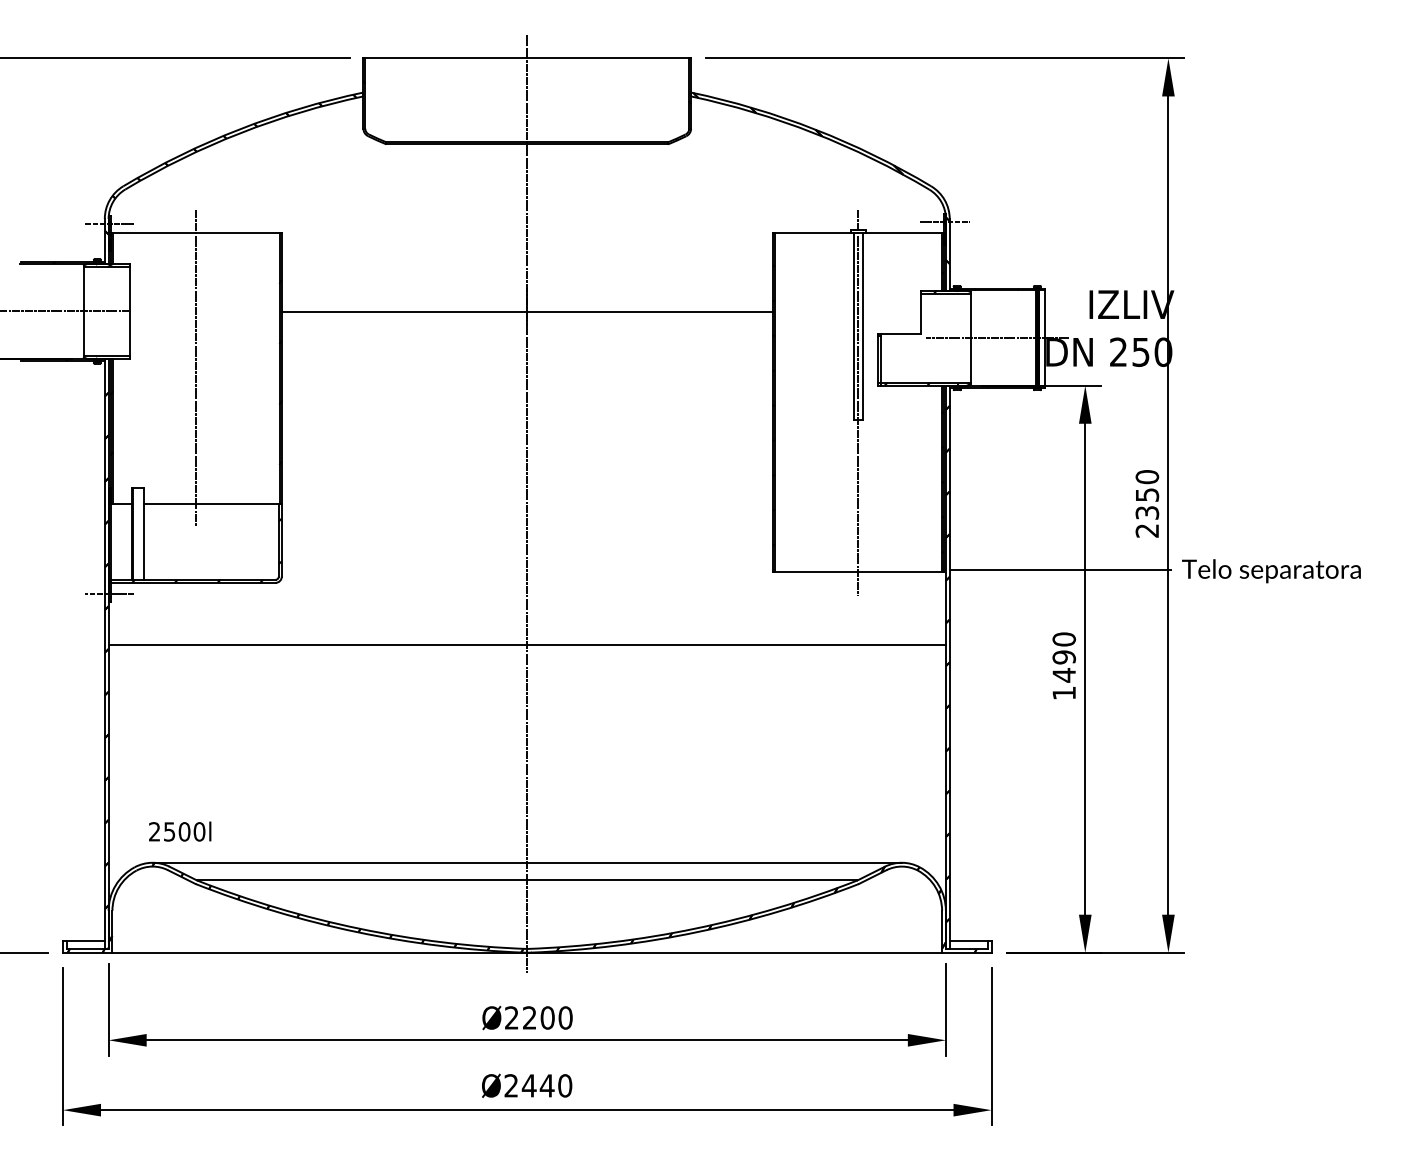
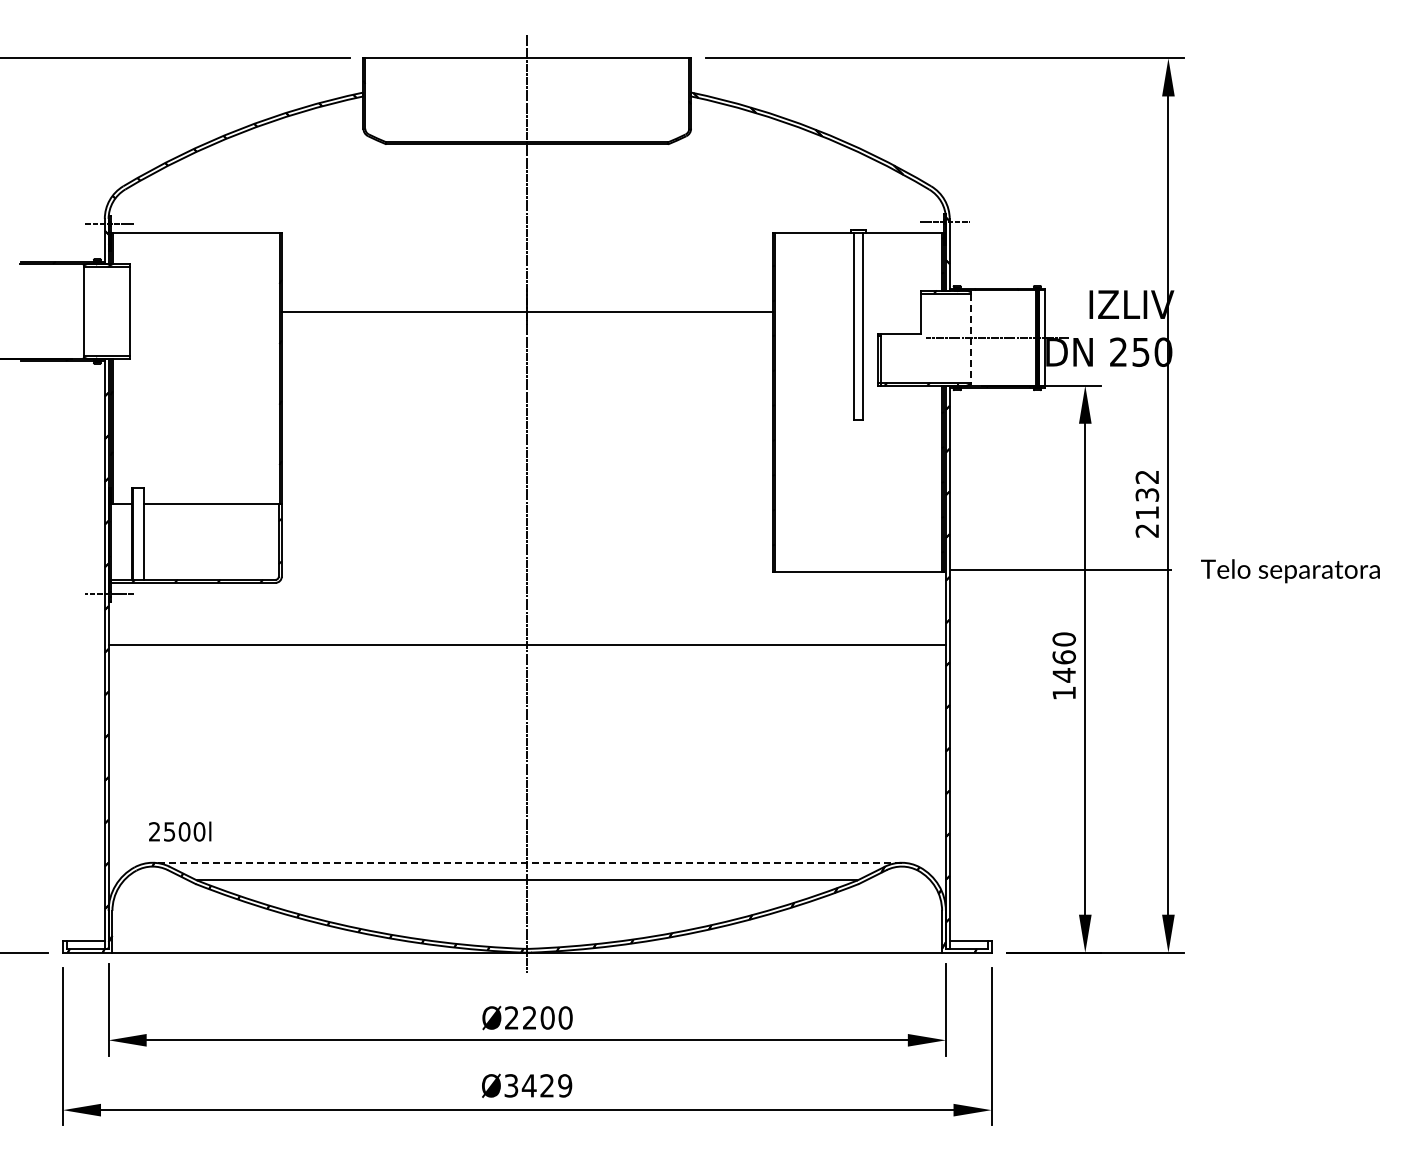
line: present -> none (65, 311)
line: solid -> dashed (970, 338)
line: present -> none (196, 368)
line: present -> none (858, 402)
text: 2350 -> 2132 (1147, 494)
text position: (1271, 571) -> (1290, 571) (1290, 571)
text: 1490 -> 1460 (1063, 657)
line: solid -> dashed (527, 862)
text: Ø2440 -> Ø3429 (538, 1085)
